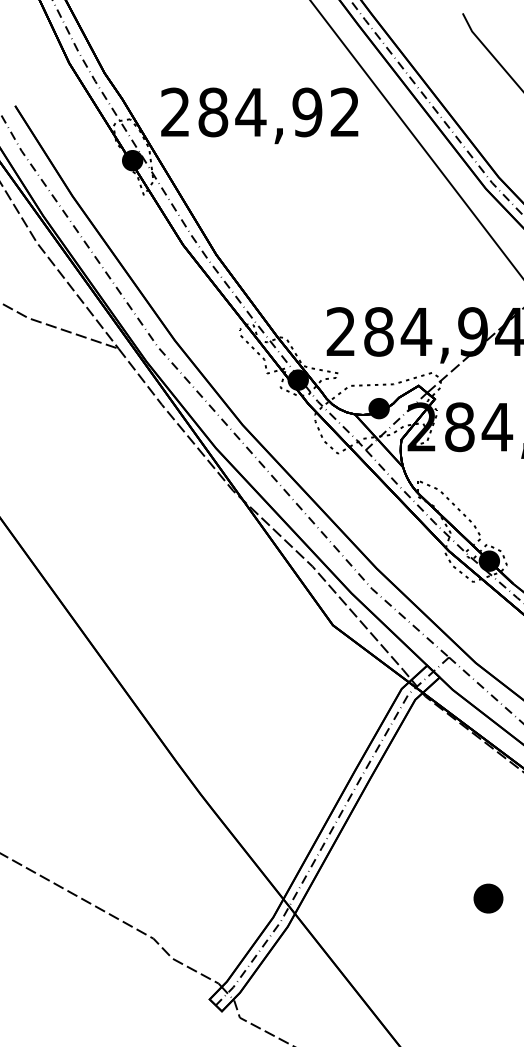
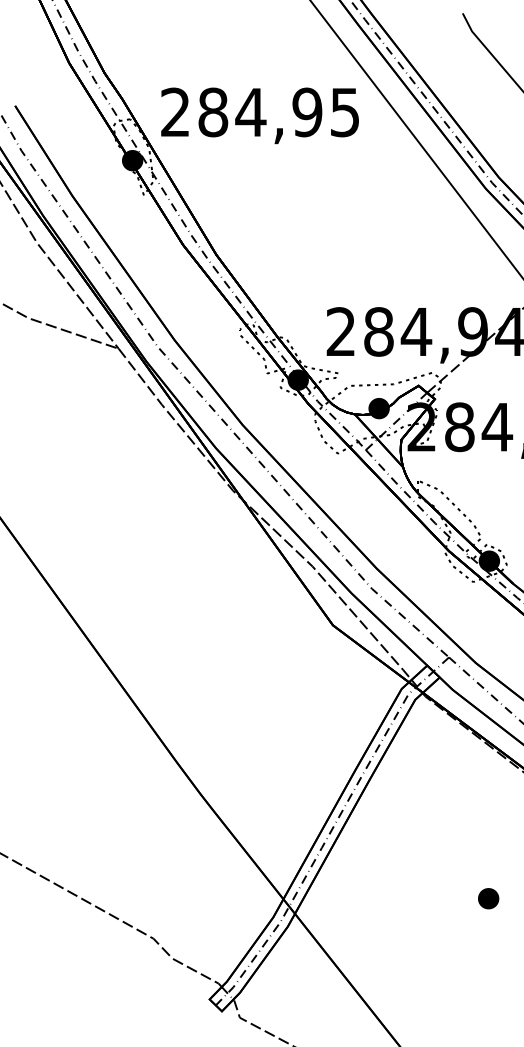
text: 284,92 -> 284,95 (344, 112)
part size: 31x31 px -> 22x22 px (488, 898)
